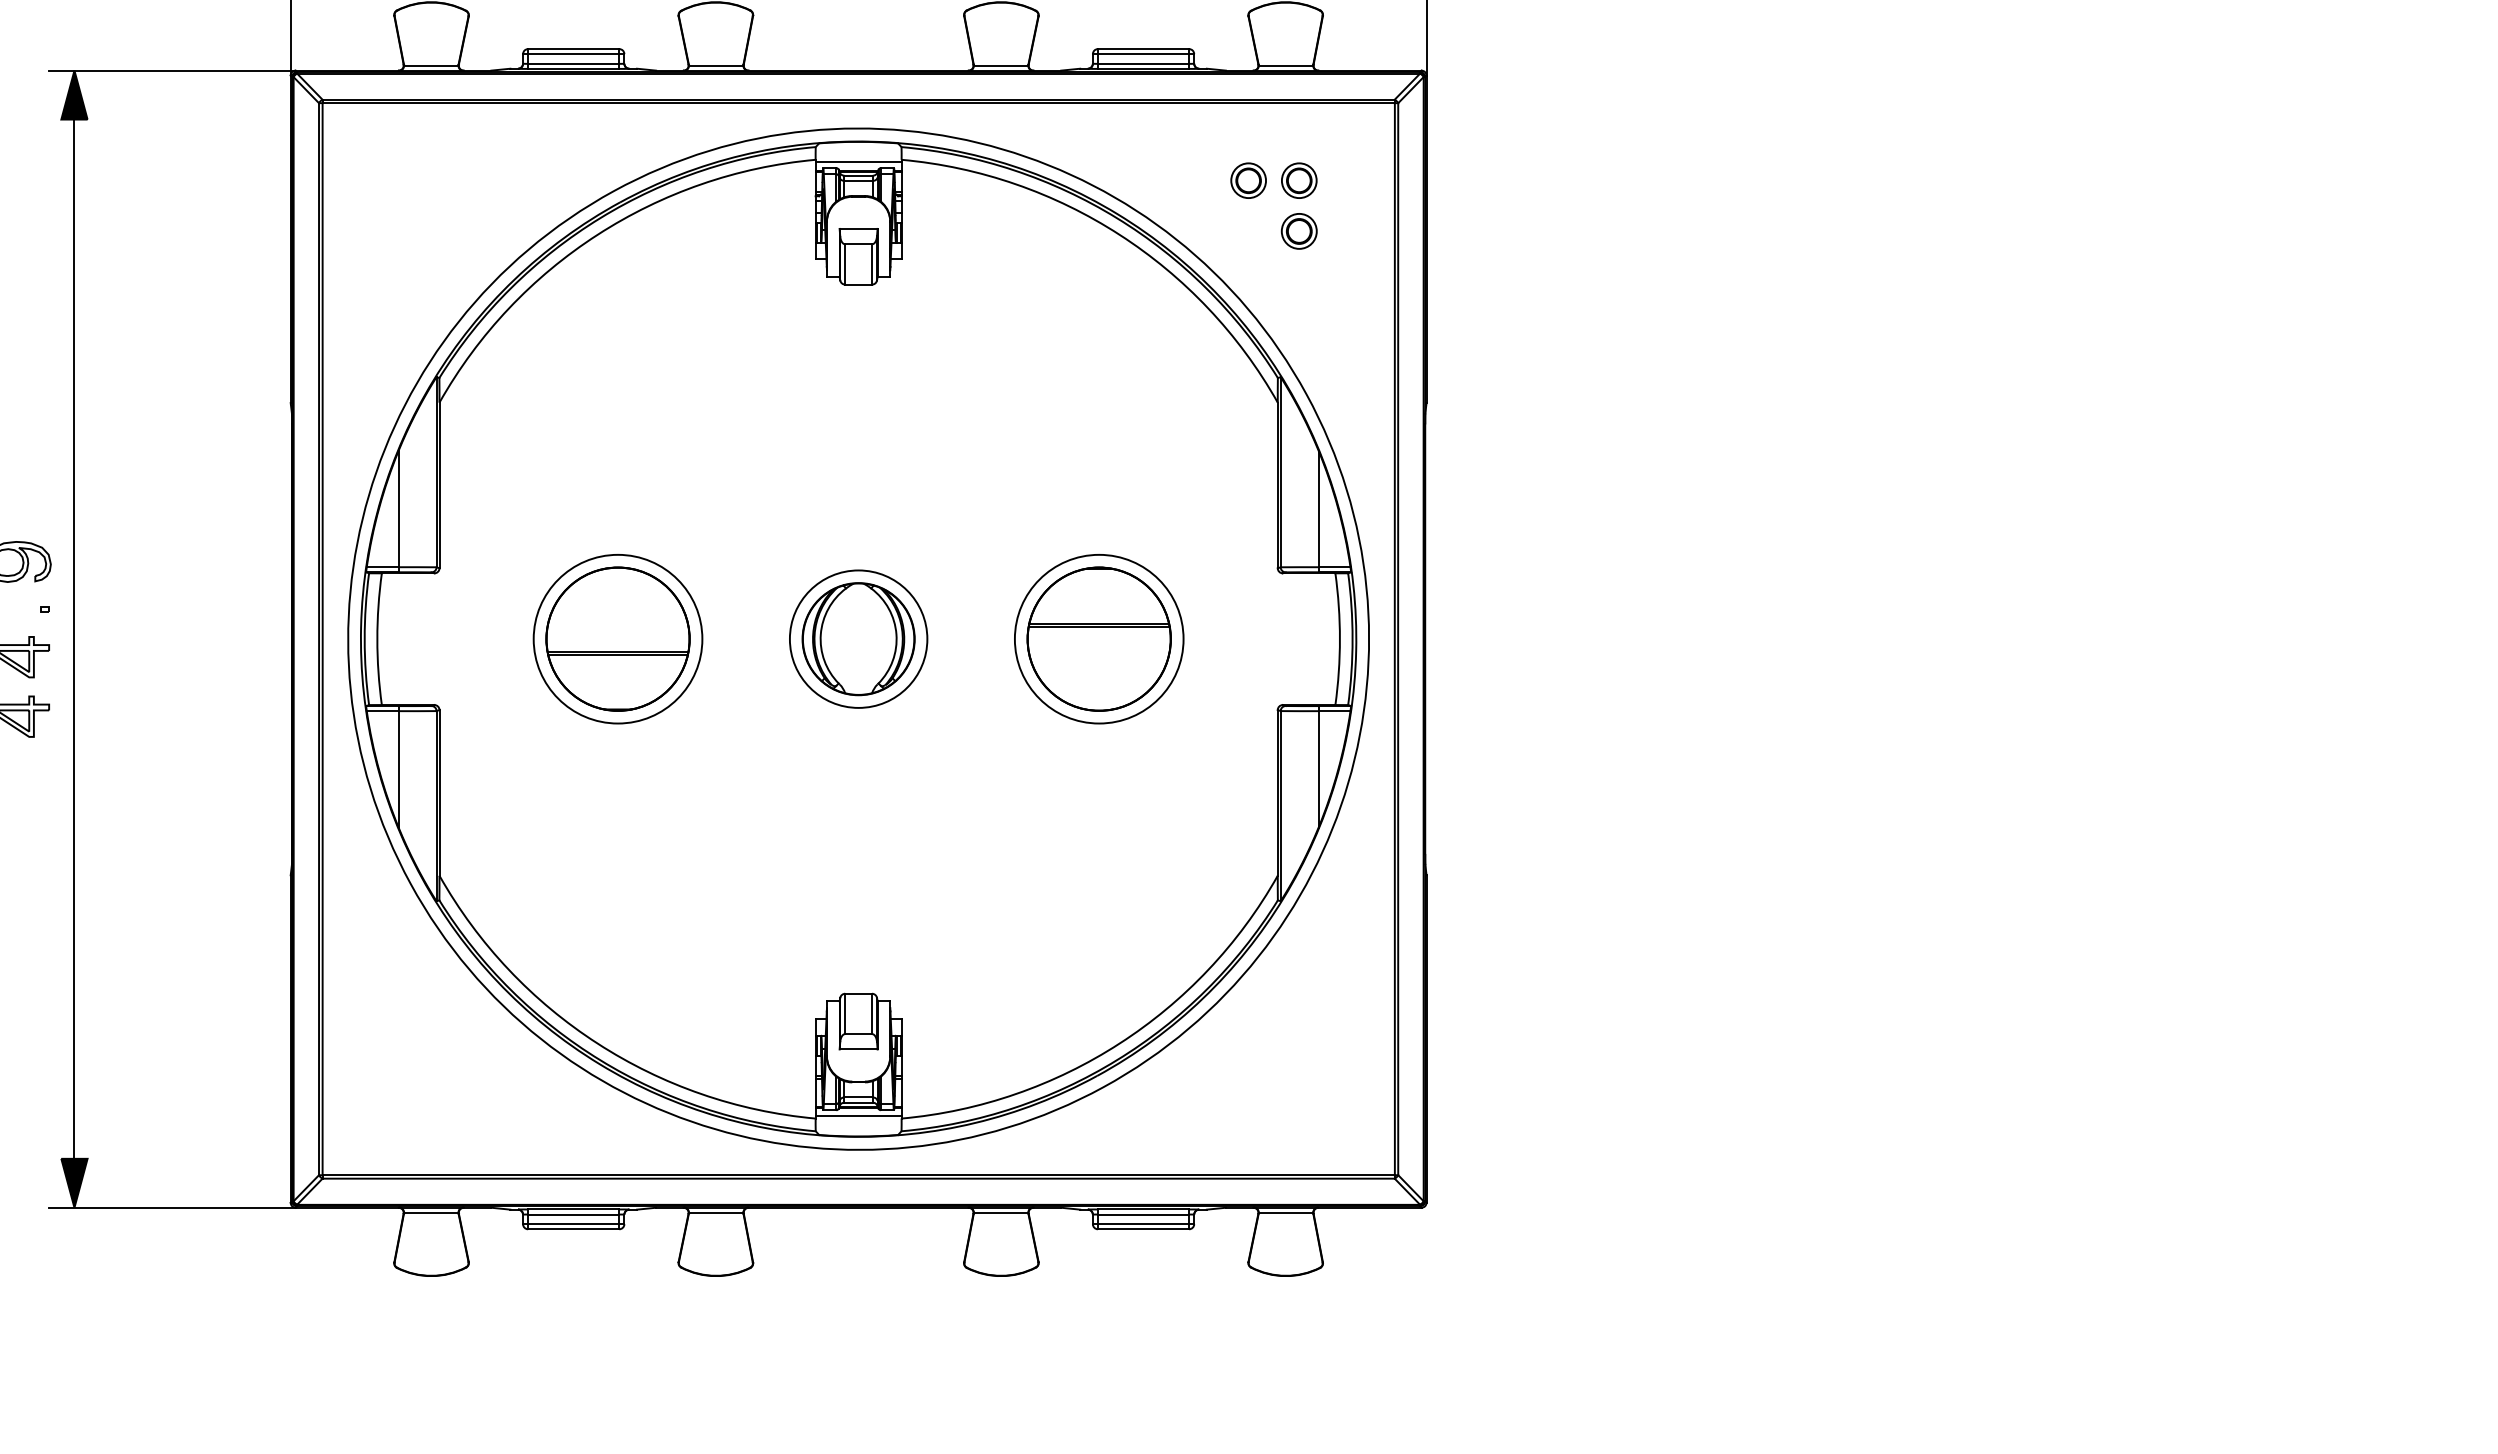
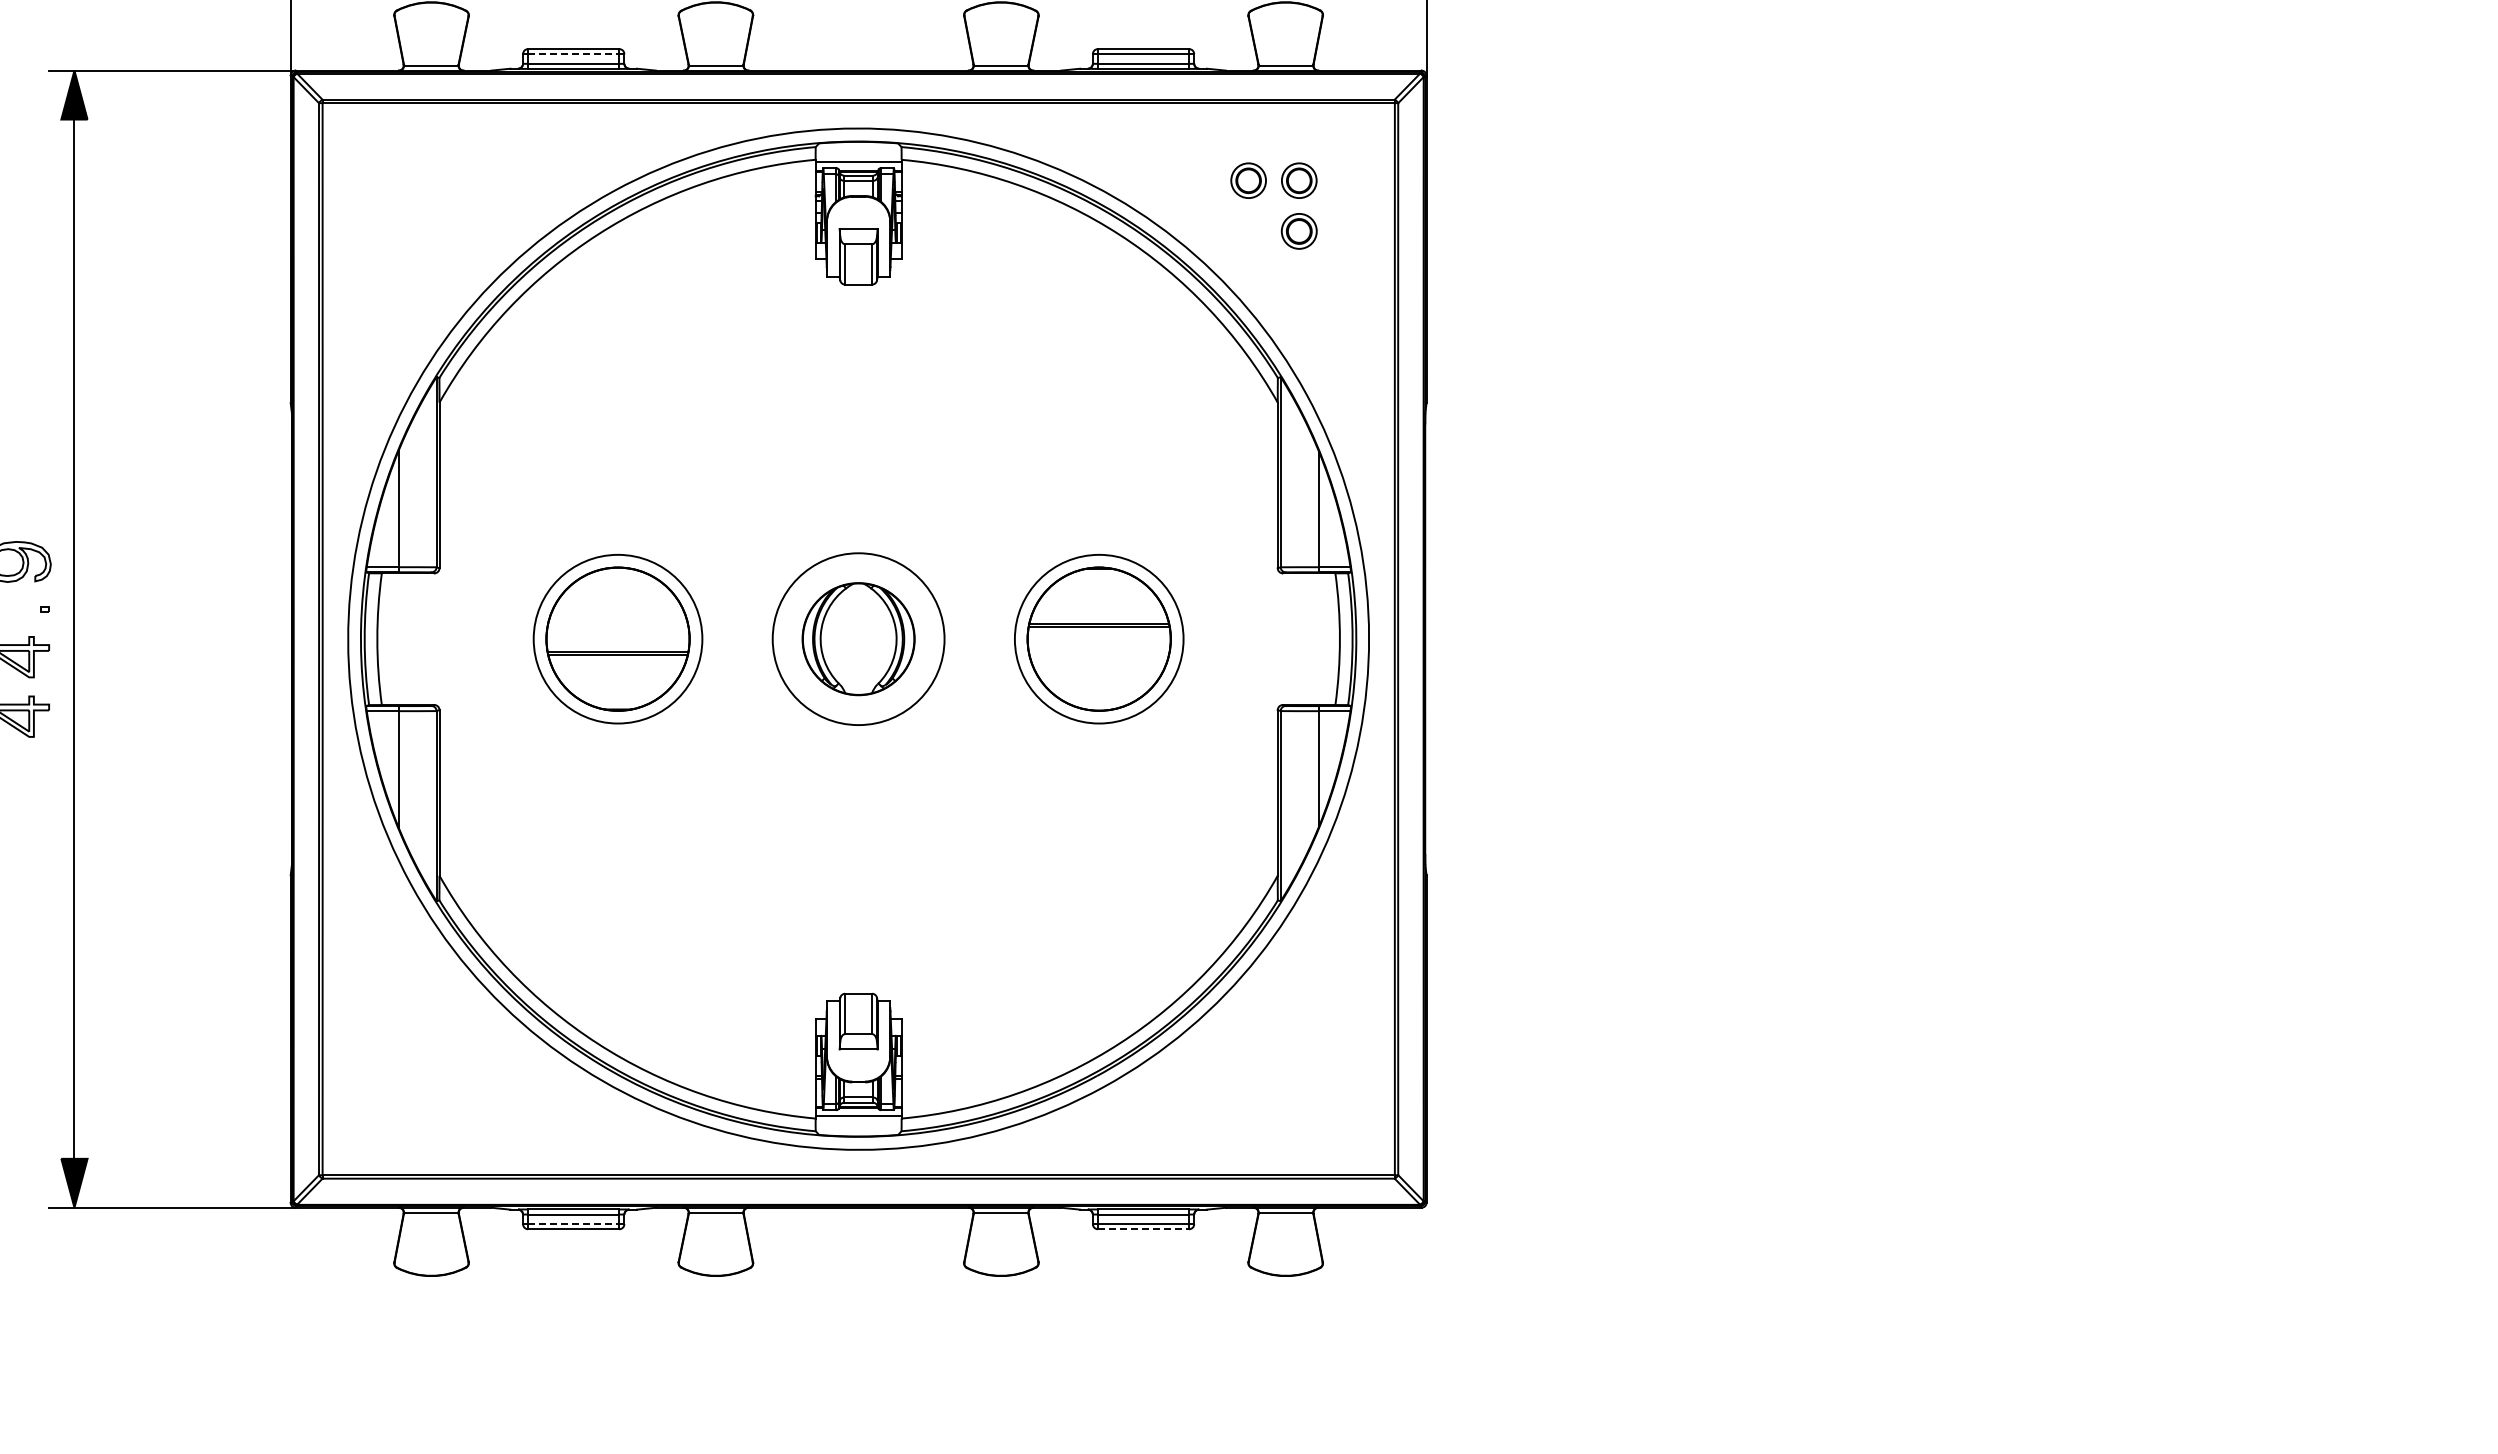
line: solid -> dashed (573, 54)
circle diameter: 137 px -> 172 px (858, 639)
line: solid -> dashed (573, 1224)
line: solid -> dashed (1143, 1229)
